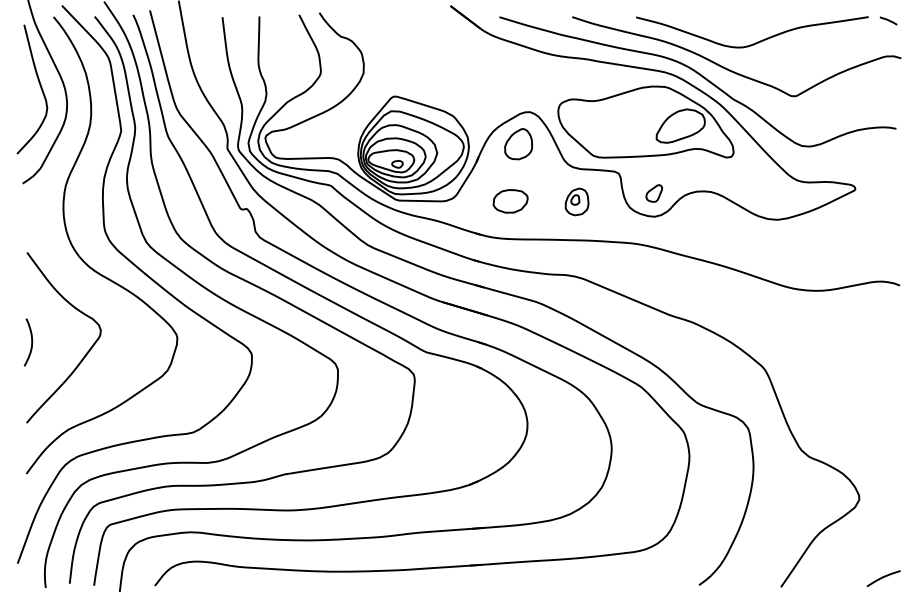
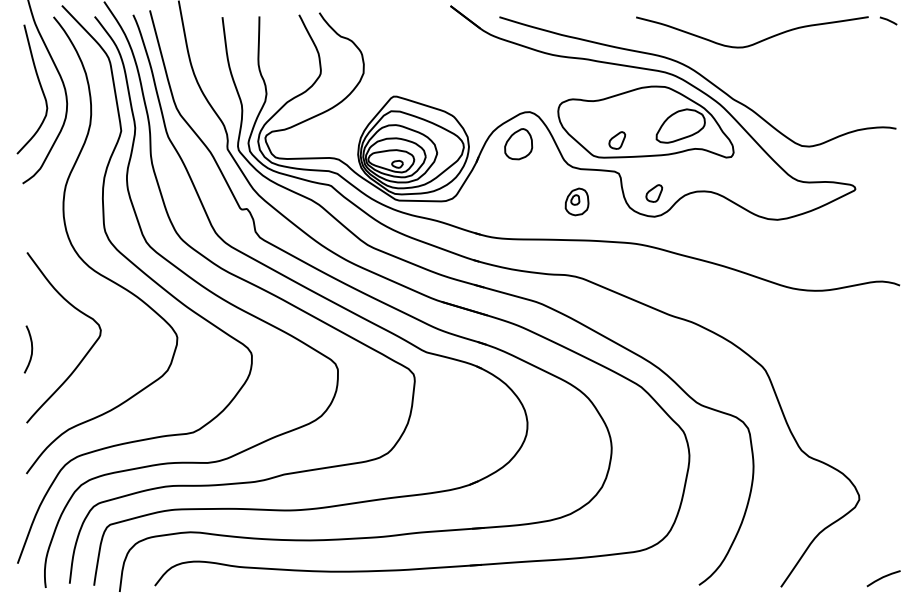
curve: present -> none (730, 69)
part: none -> present (617, 140)
part: present -> none (510, 201)
curve position: (31, 342) -> (31, 349) (31, 349)
